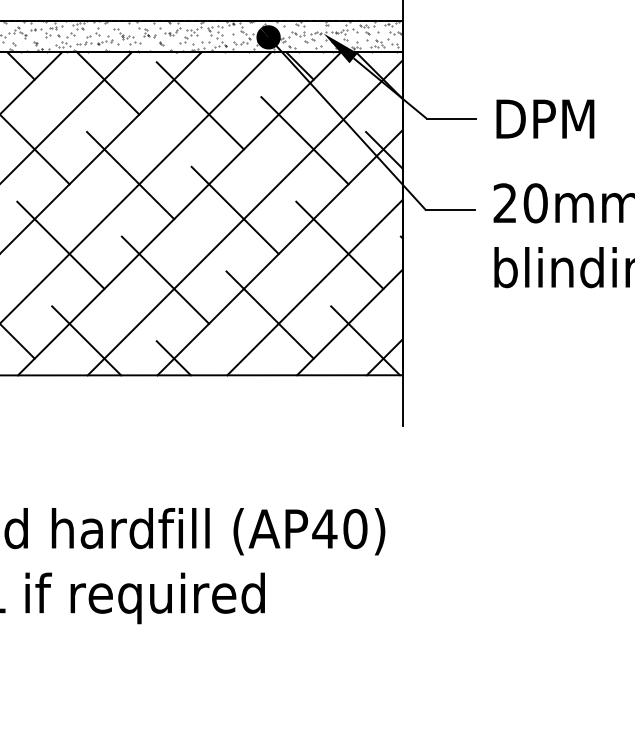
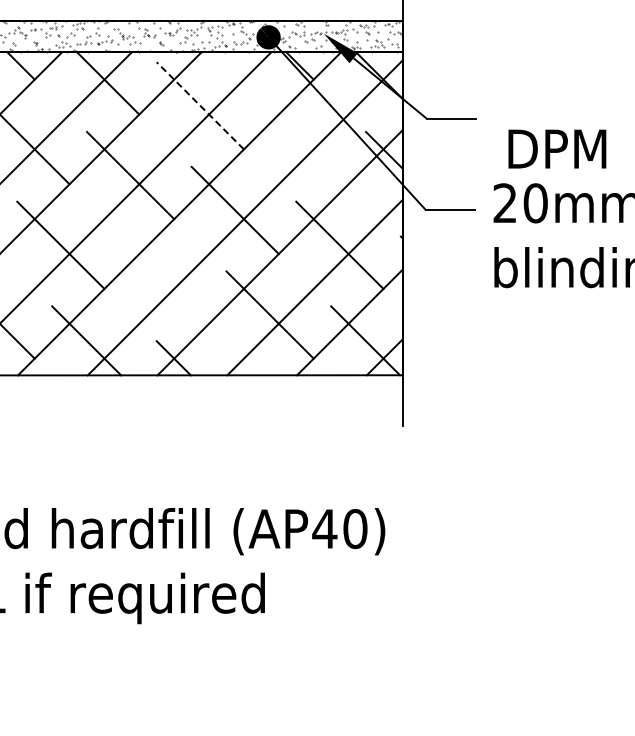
line: solid -> dashed (200, 105)
text position: (545, 118) -> (557, 148) (557, 148)
line: present -> none (304, 140)
line: present -> none (165, 279)
